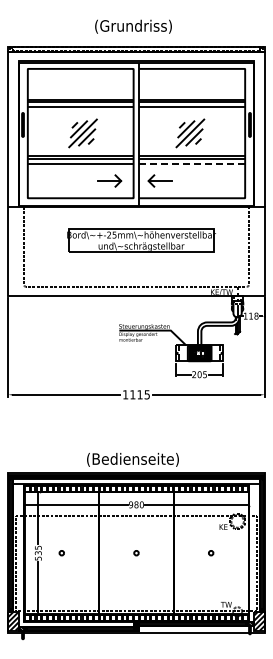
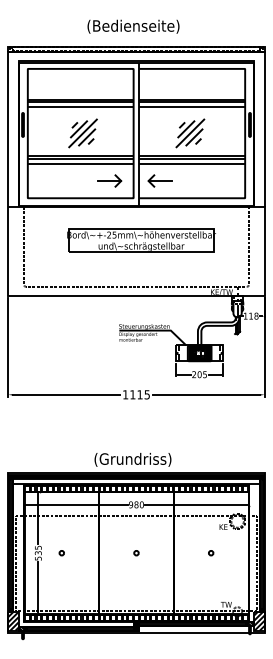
text: (Grundriss) -> (Bedienseite) (133, 26)
line: dashed -> solid (192, 163)
text: (Bedienseite) -> (Grundriss) (132, 459)
